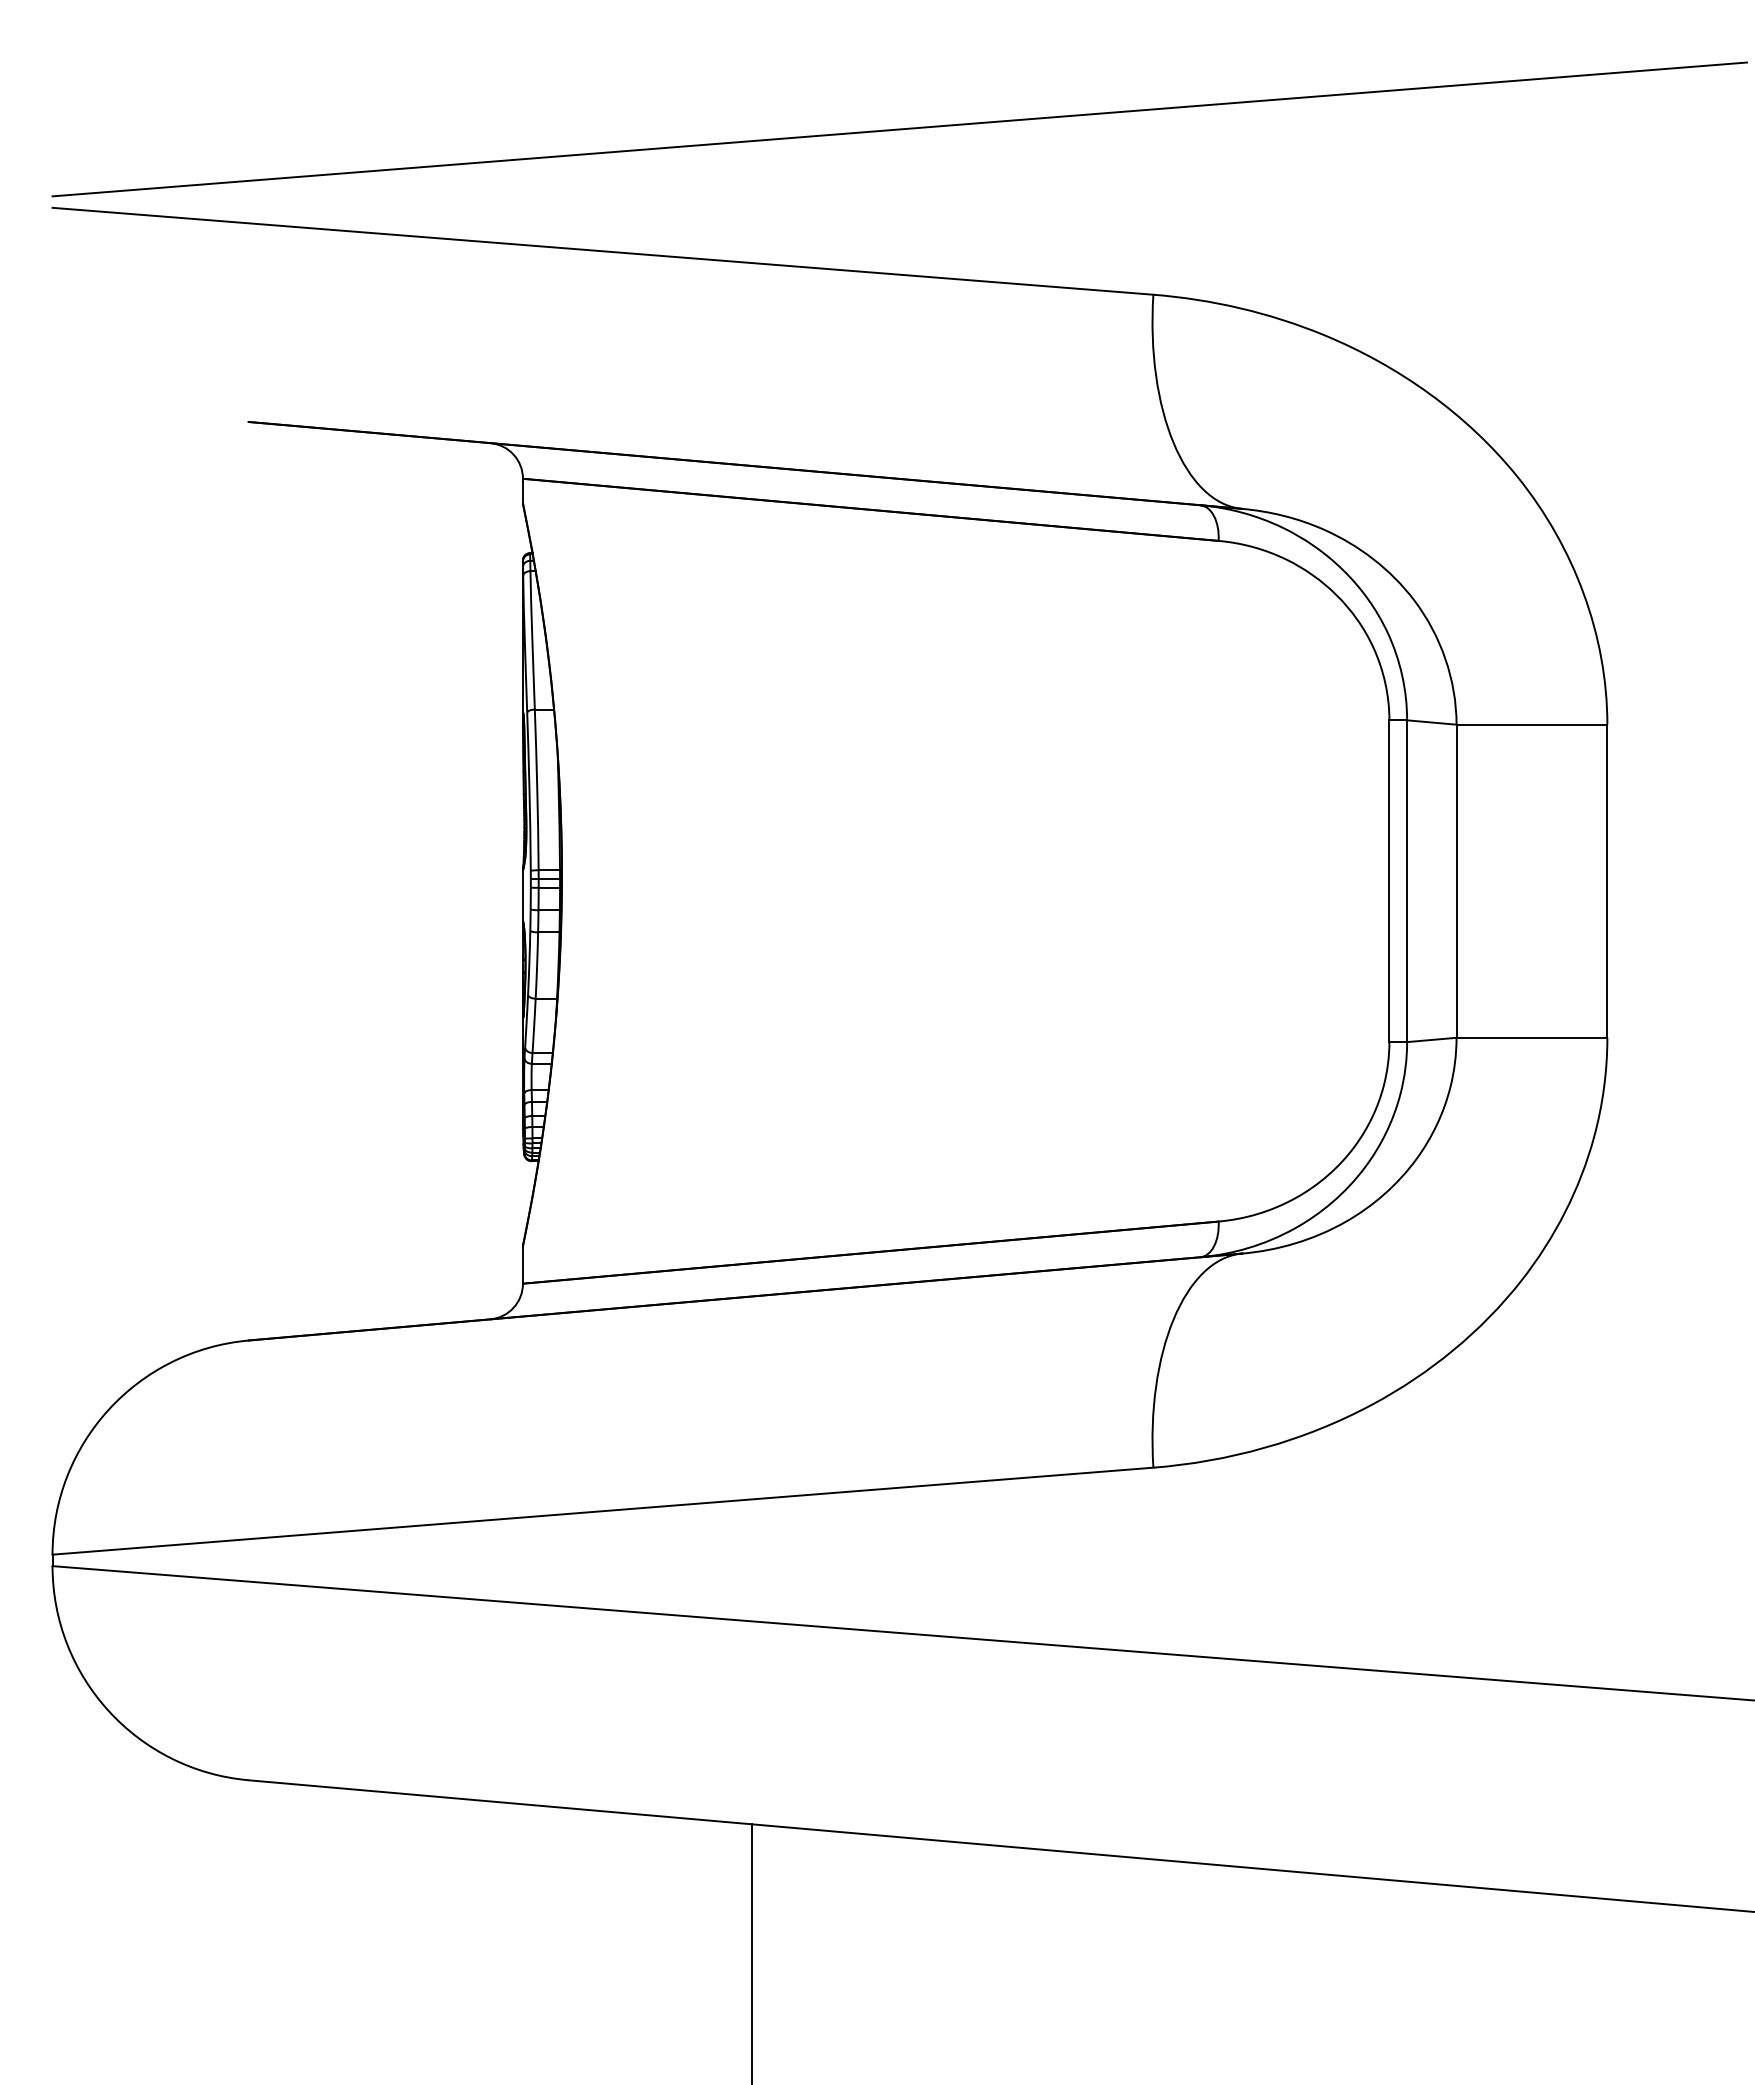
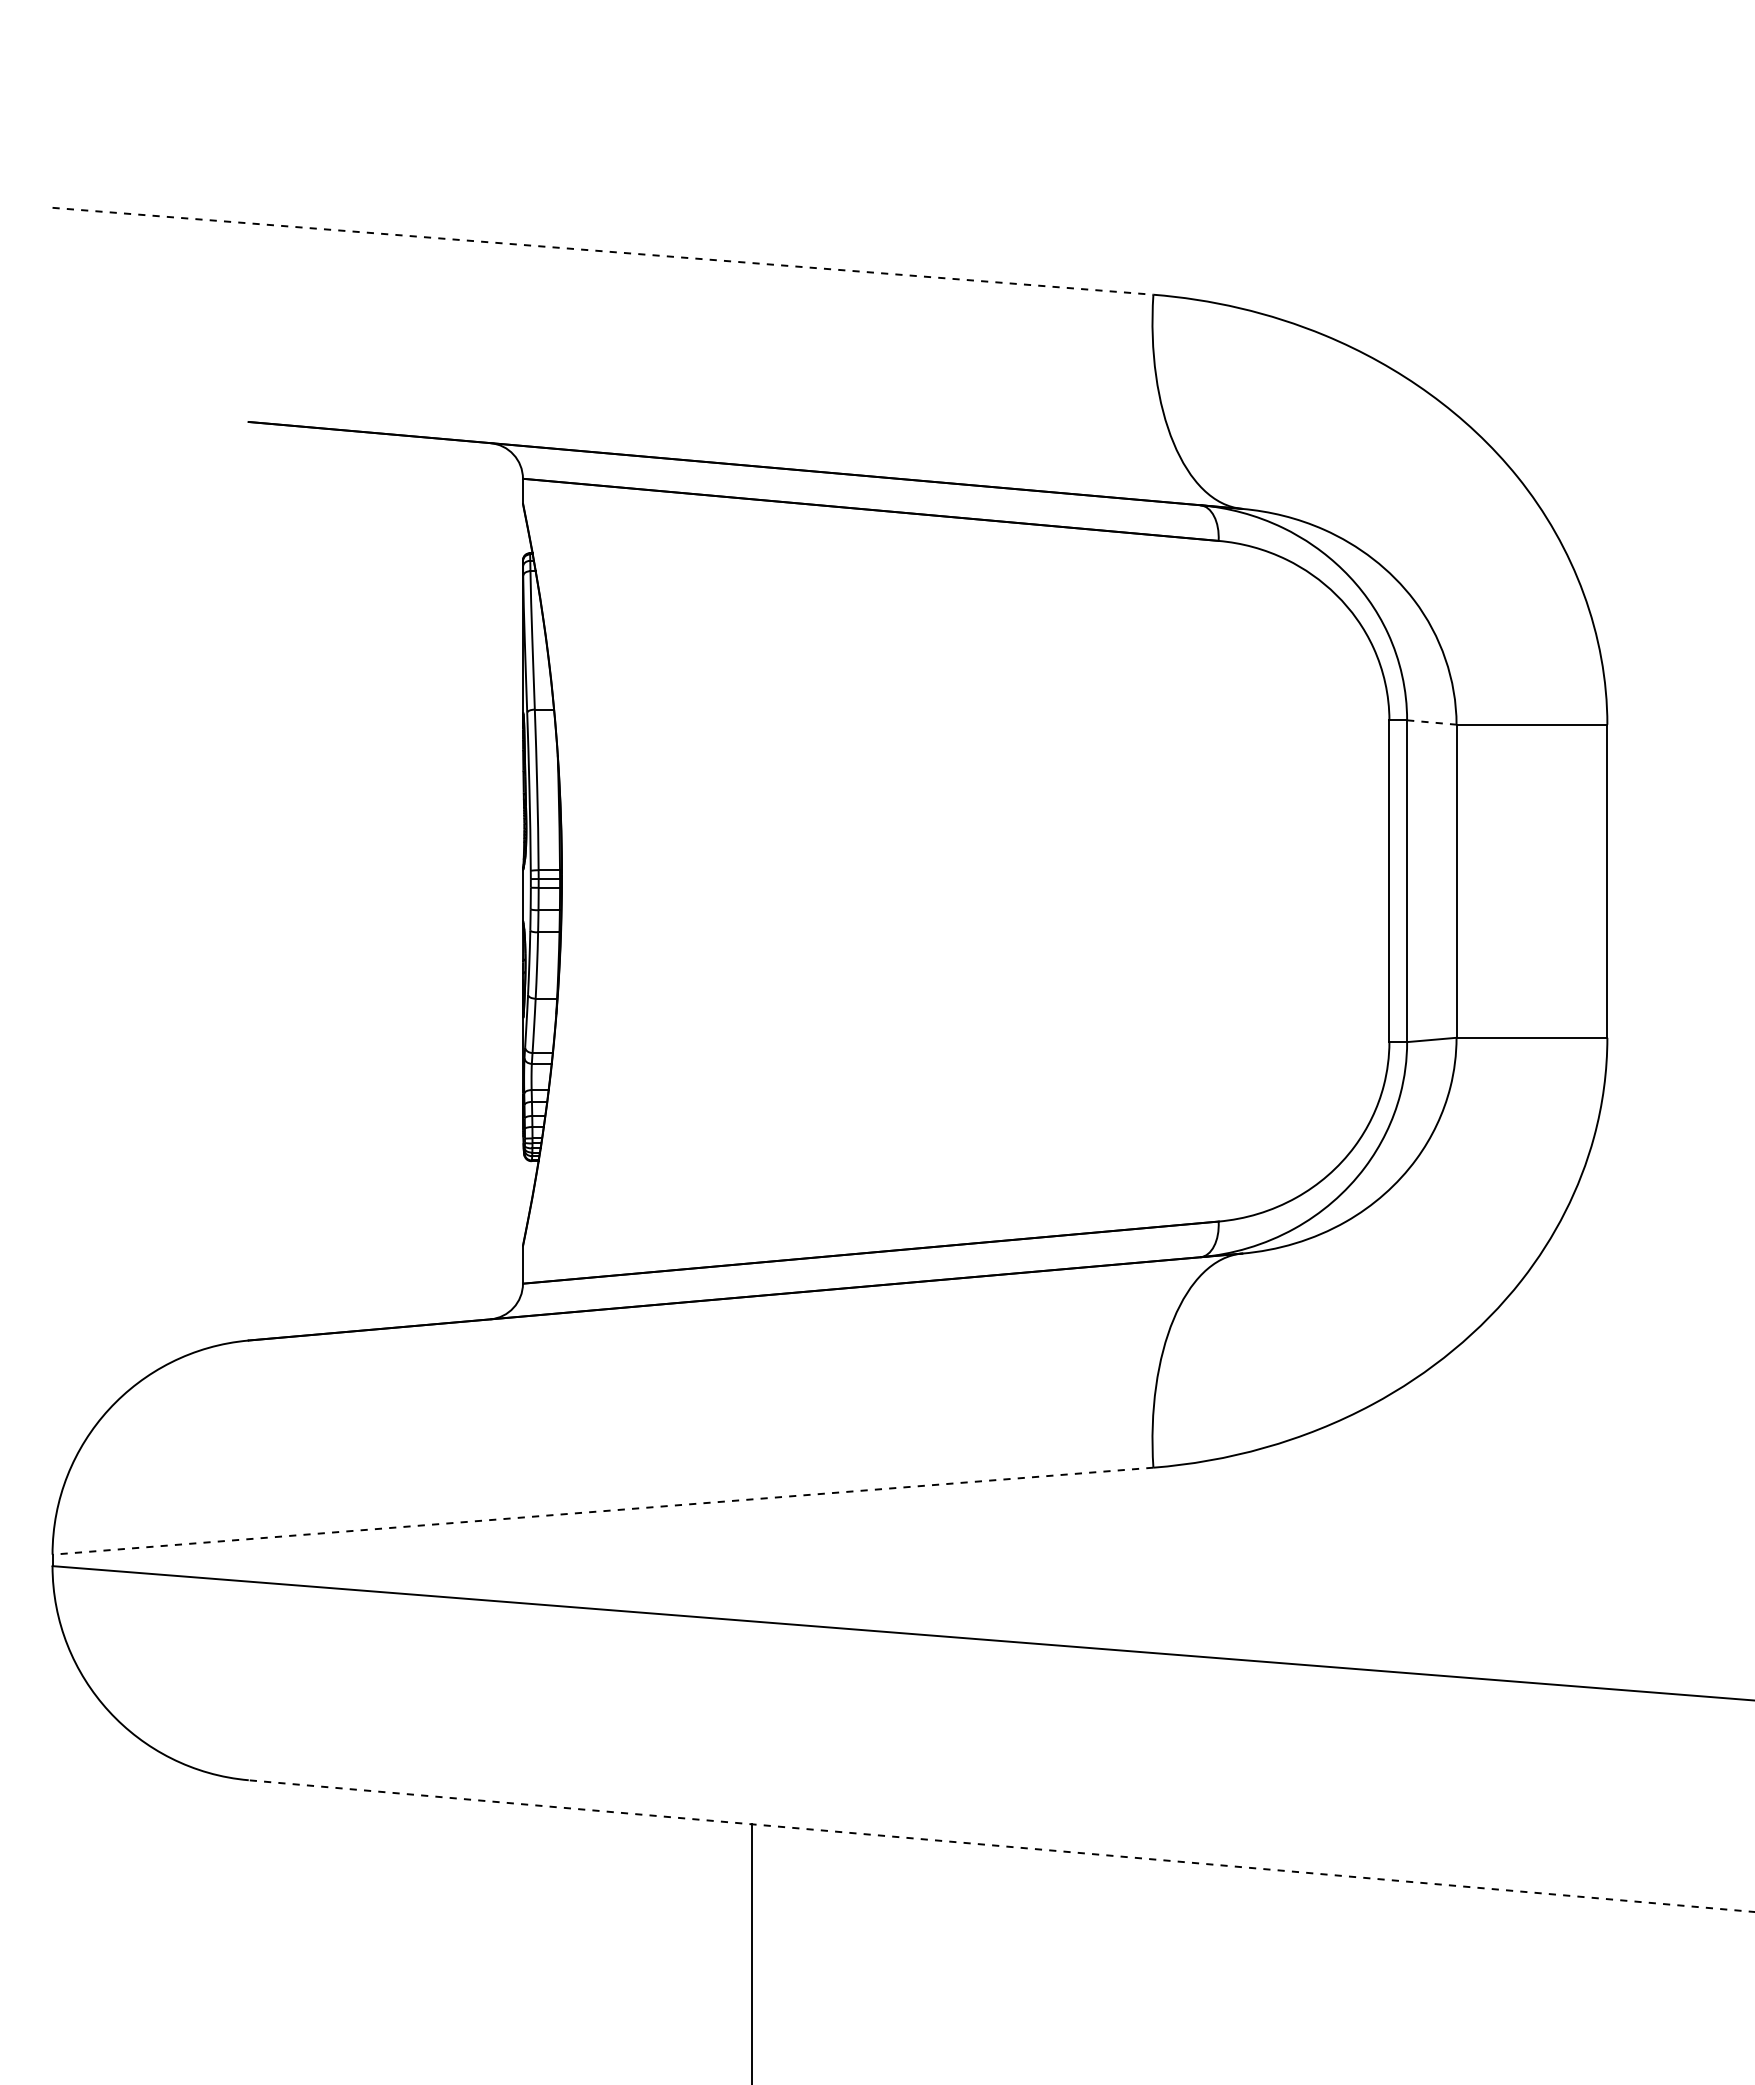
line: present -> none (899, 129)
line: solid -> dashed (603, 251)
line: solid -> dashed (1431, 722)
line: solid -> dashed (602, 1511)
line: solid -> dashed (1001, 1846)
